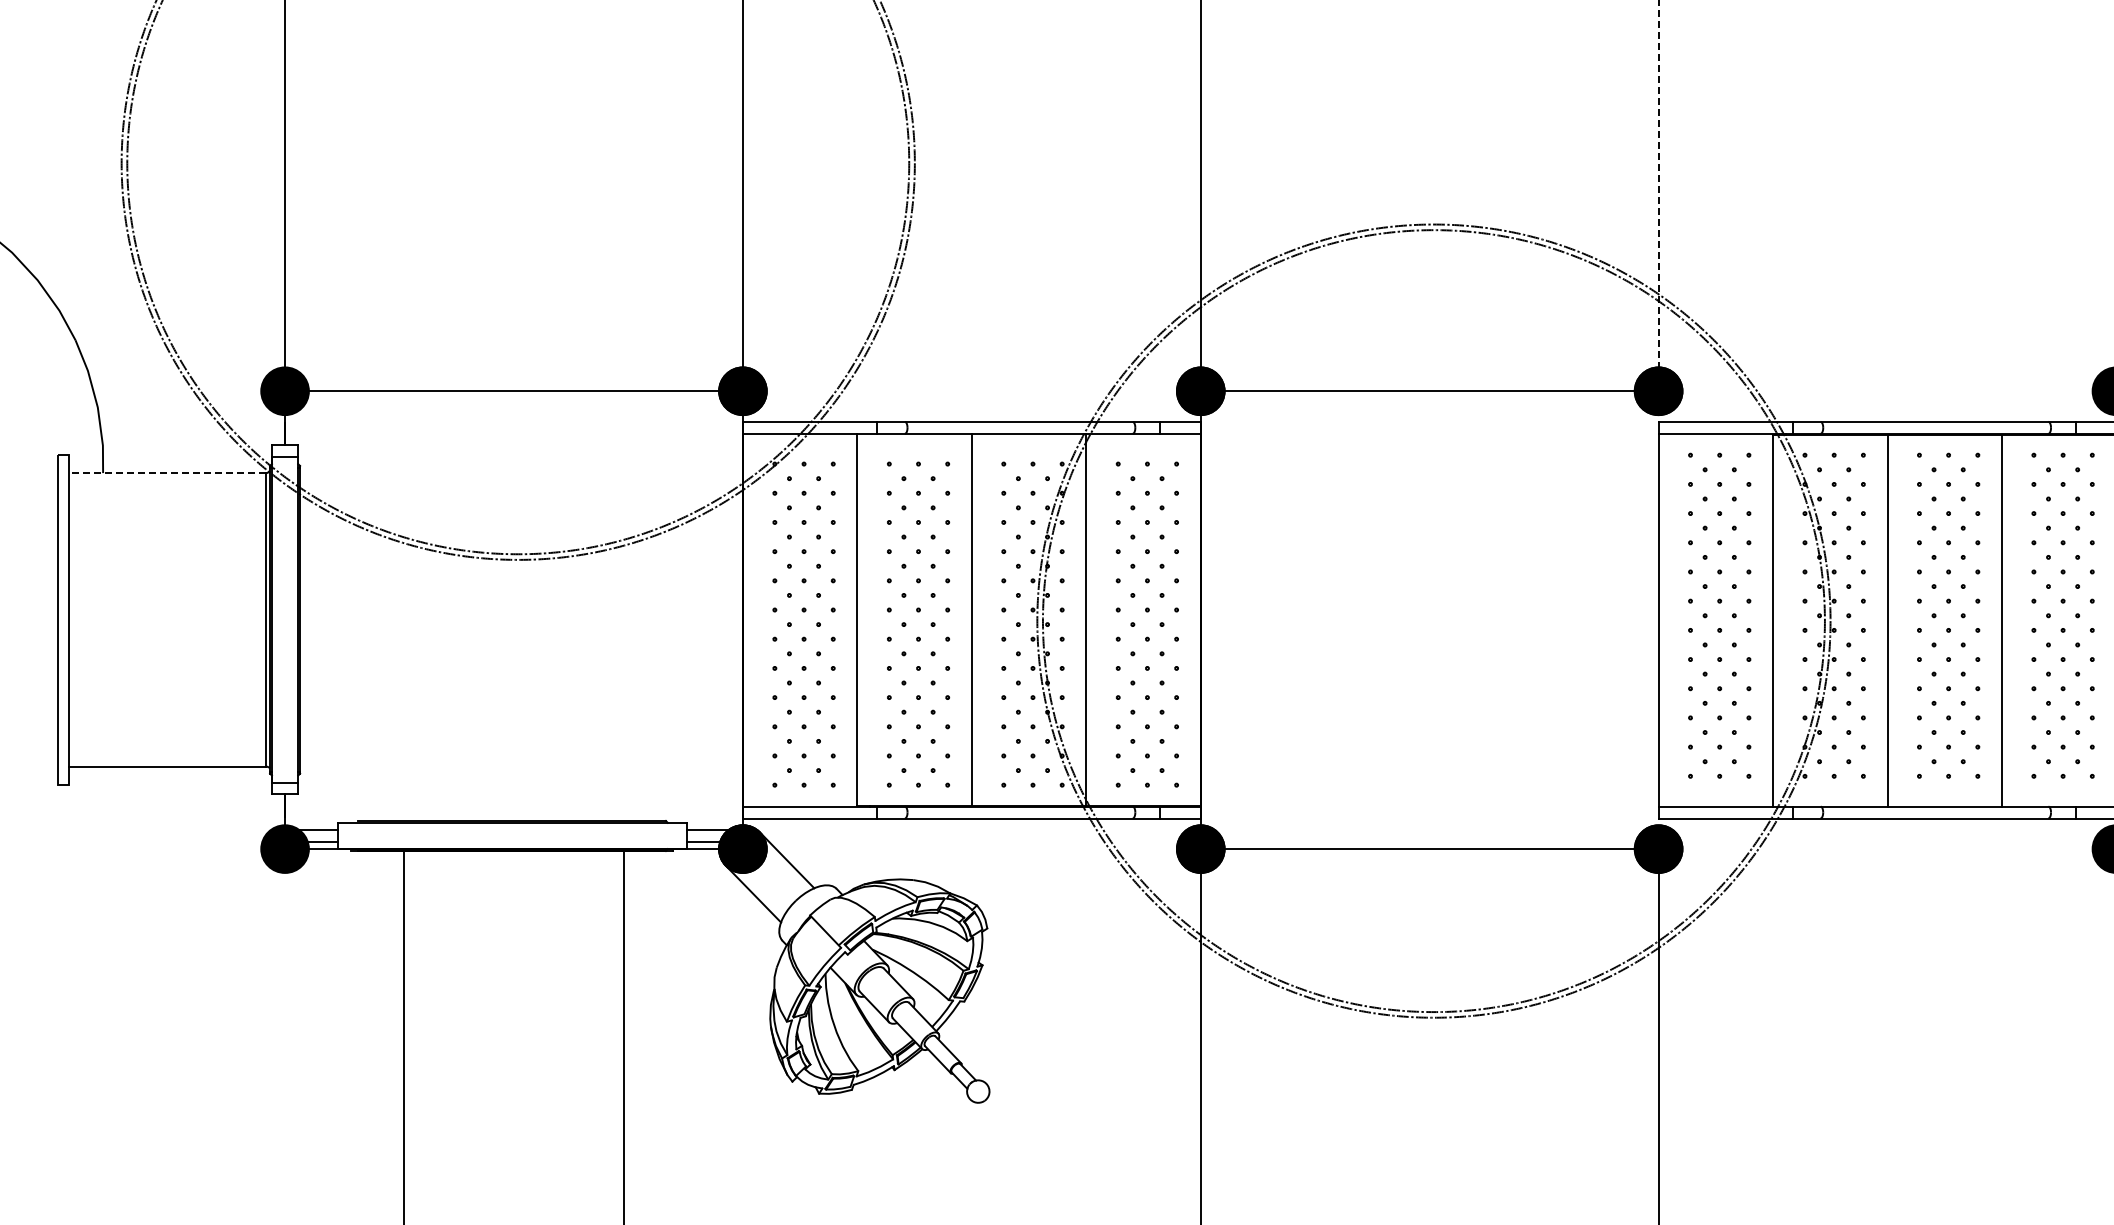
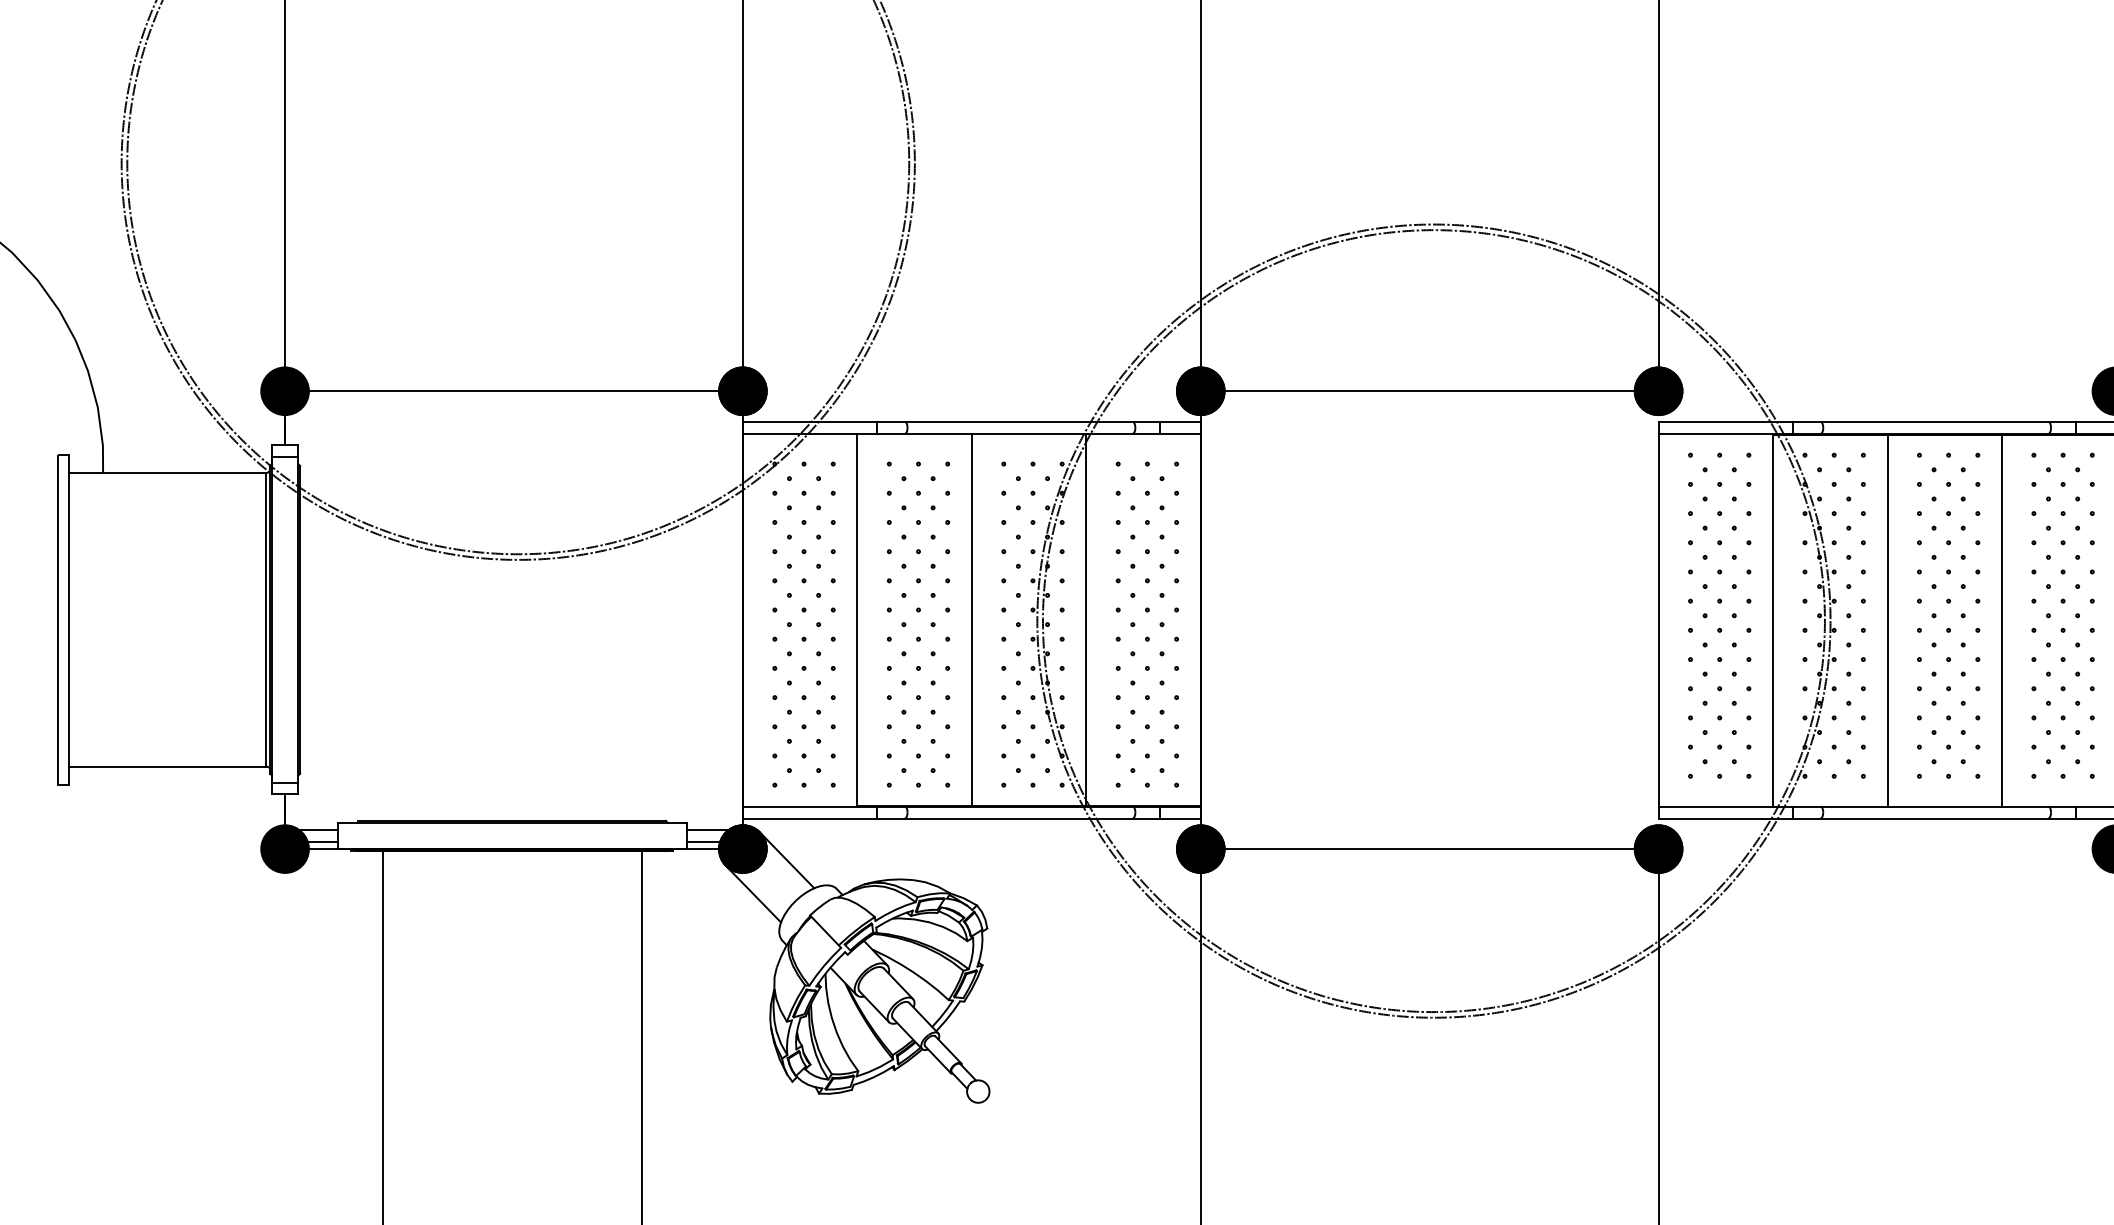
line: dashed -> solid (1658, 196)
line: dashed -> solid (167, 473)
line position: (403, 1035) -> (382, 1035) (382, 1035)
line position: (623, 1035) -> (641, 1035) (641, 1035)
